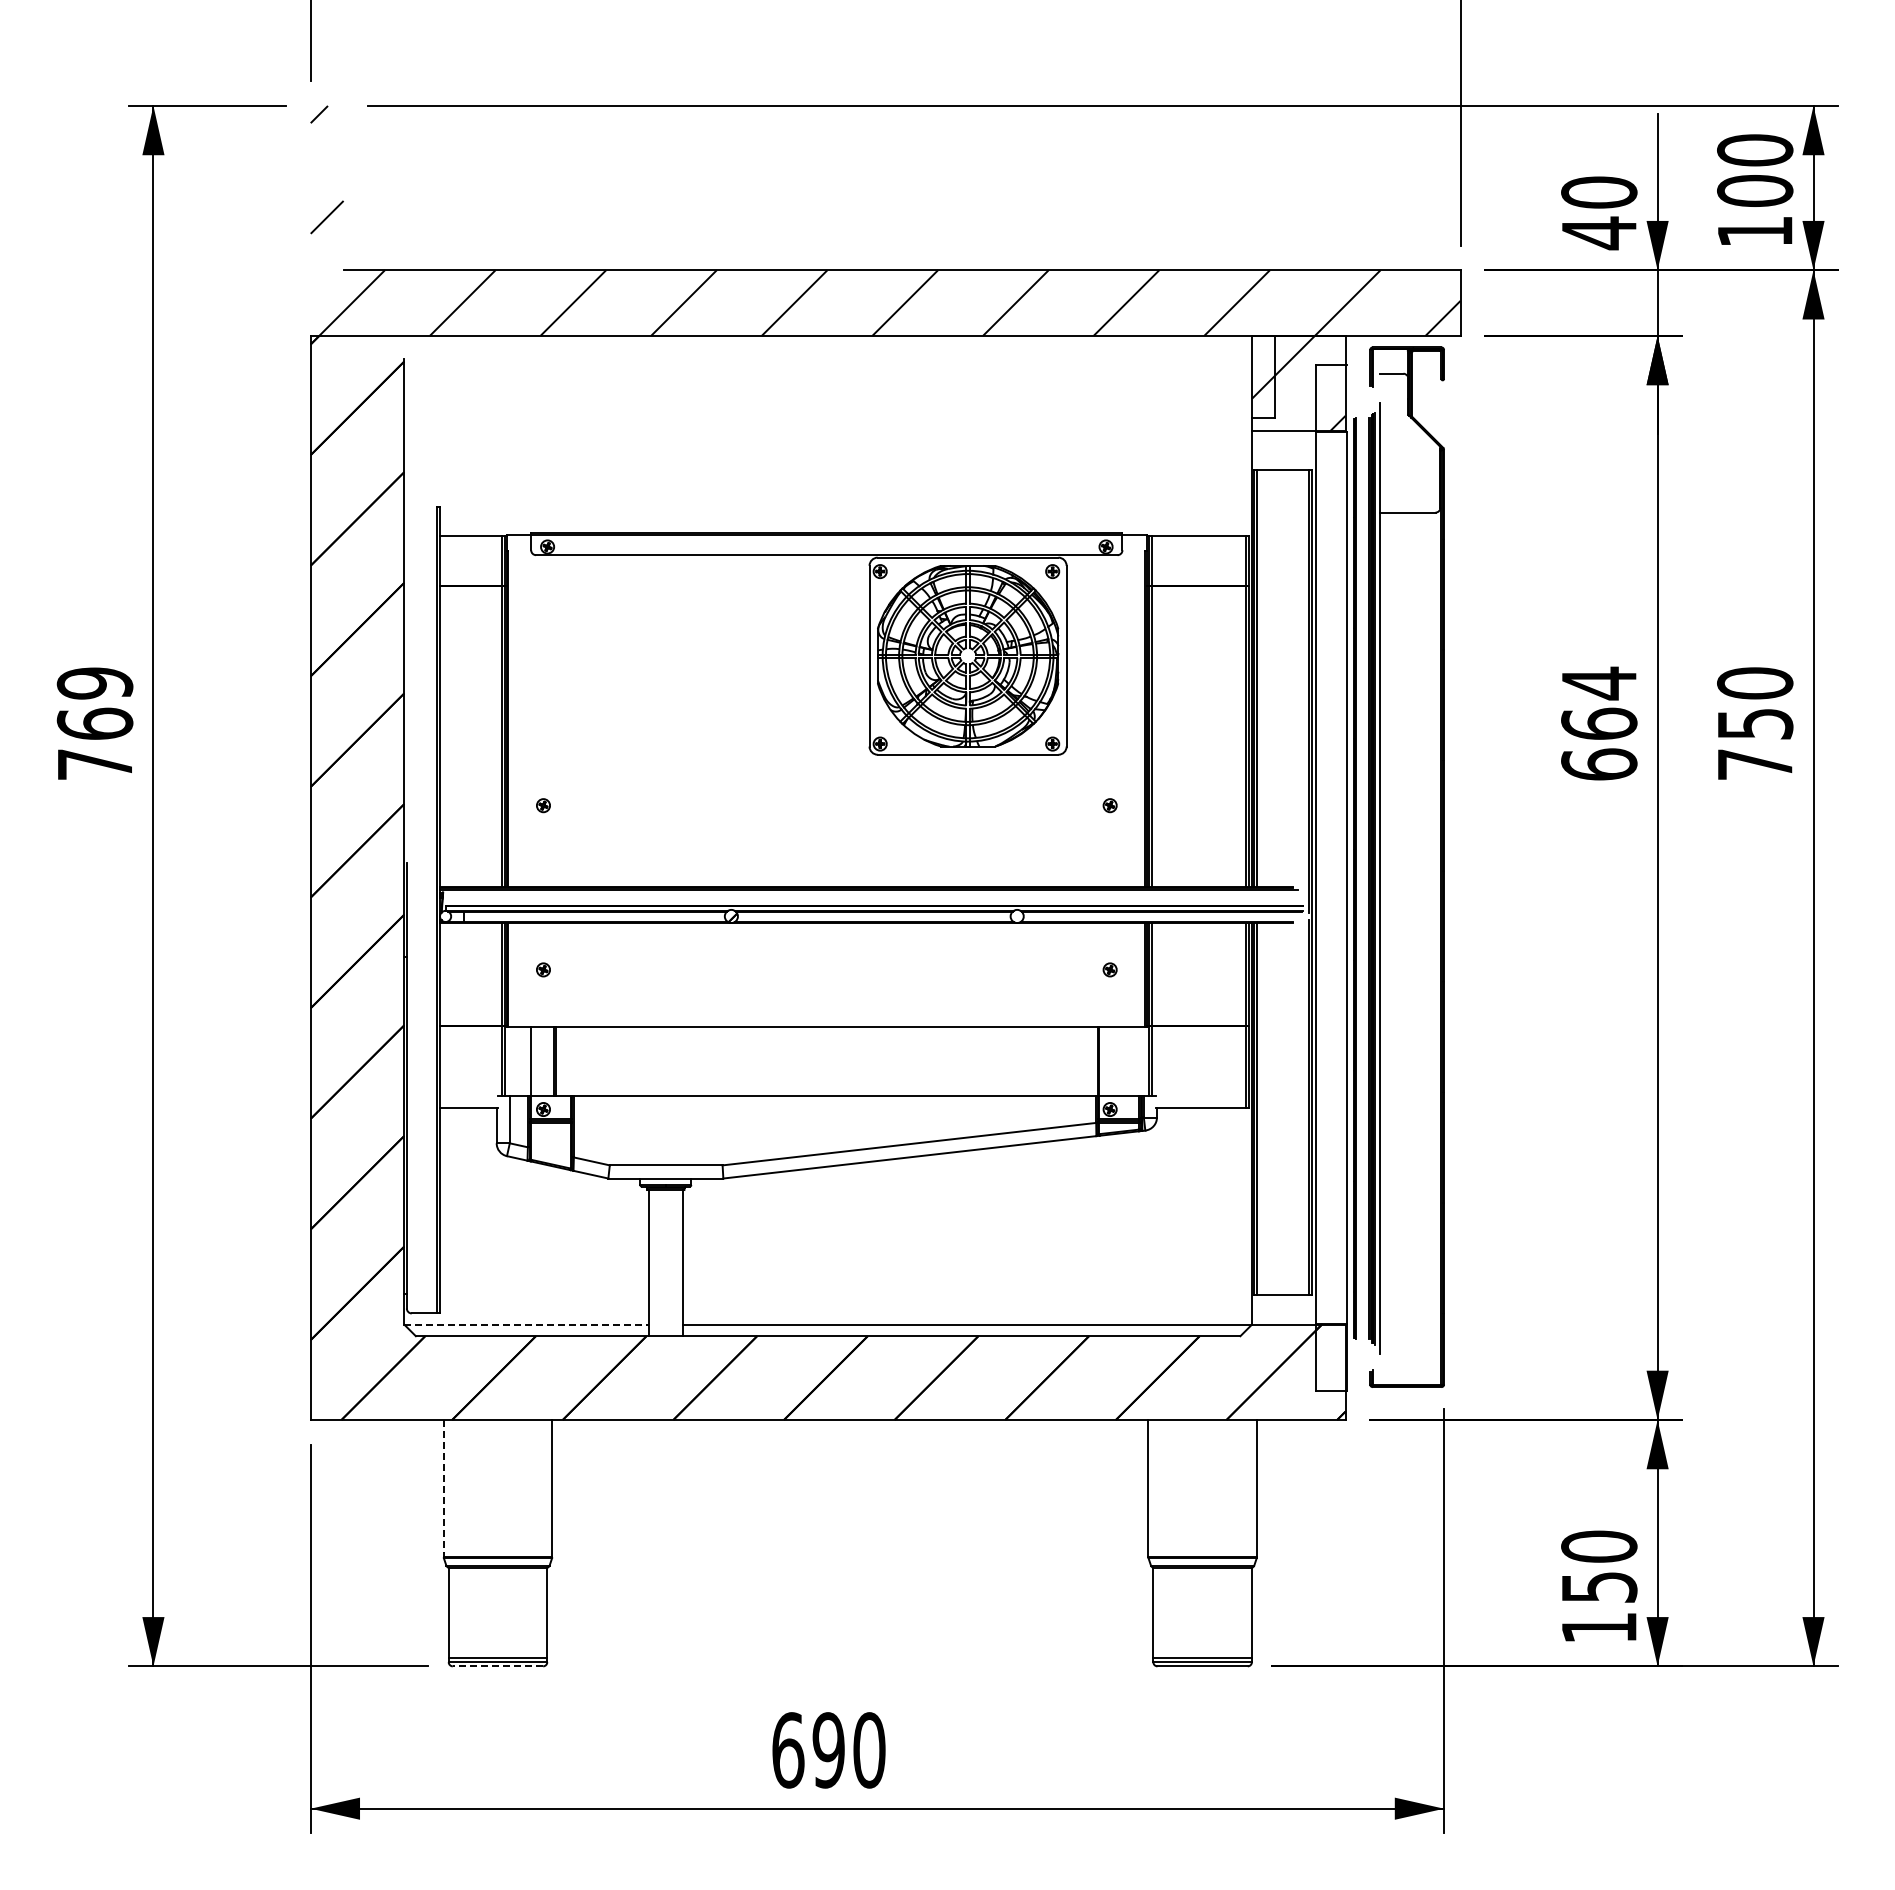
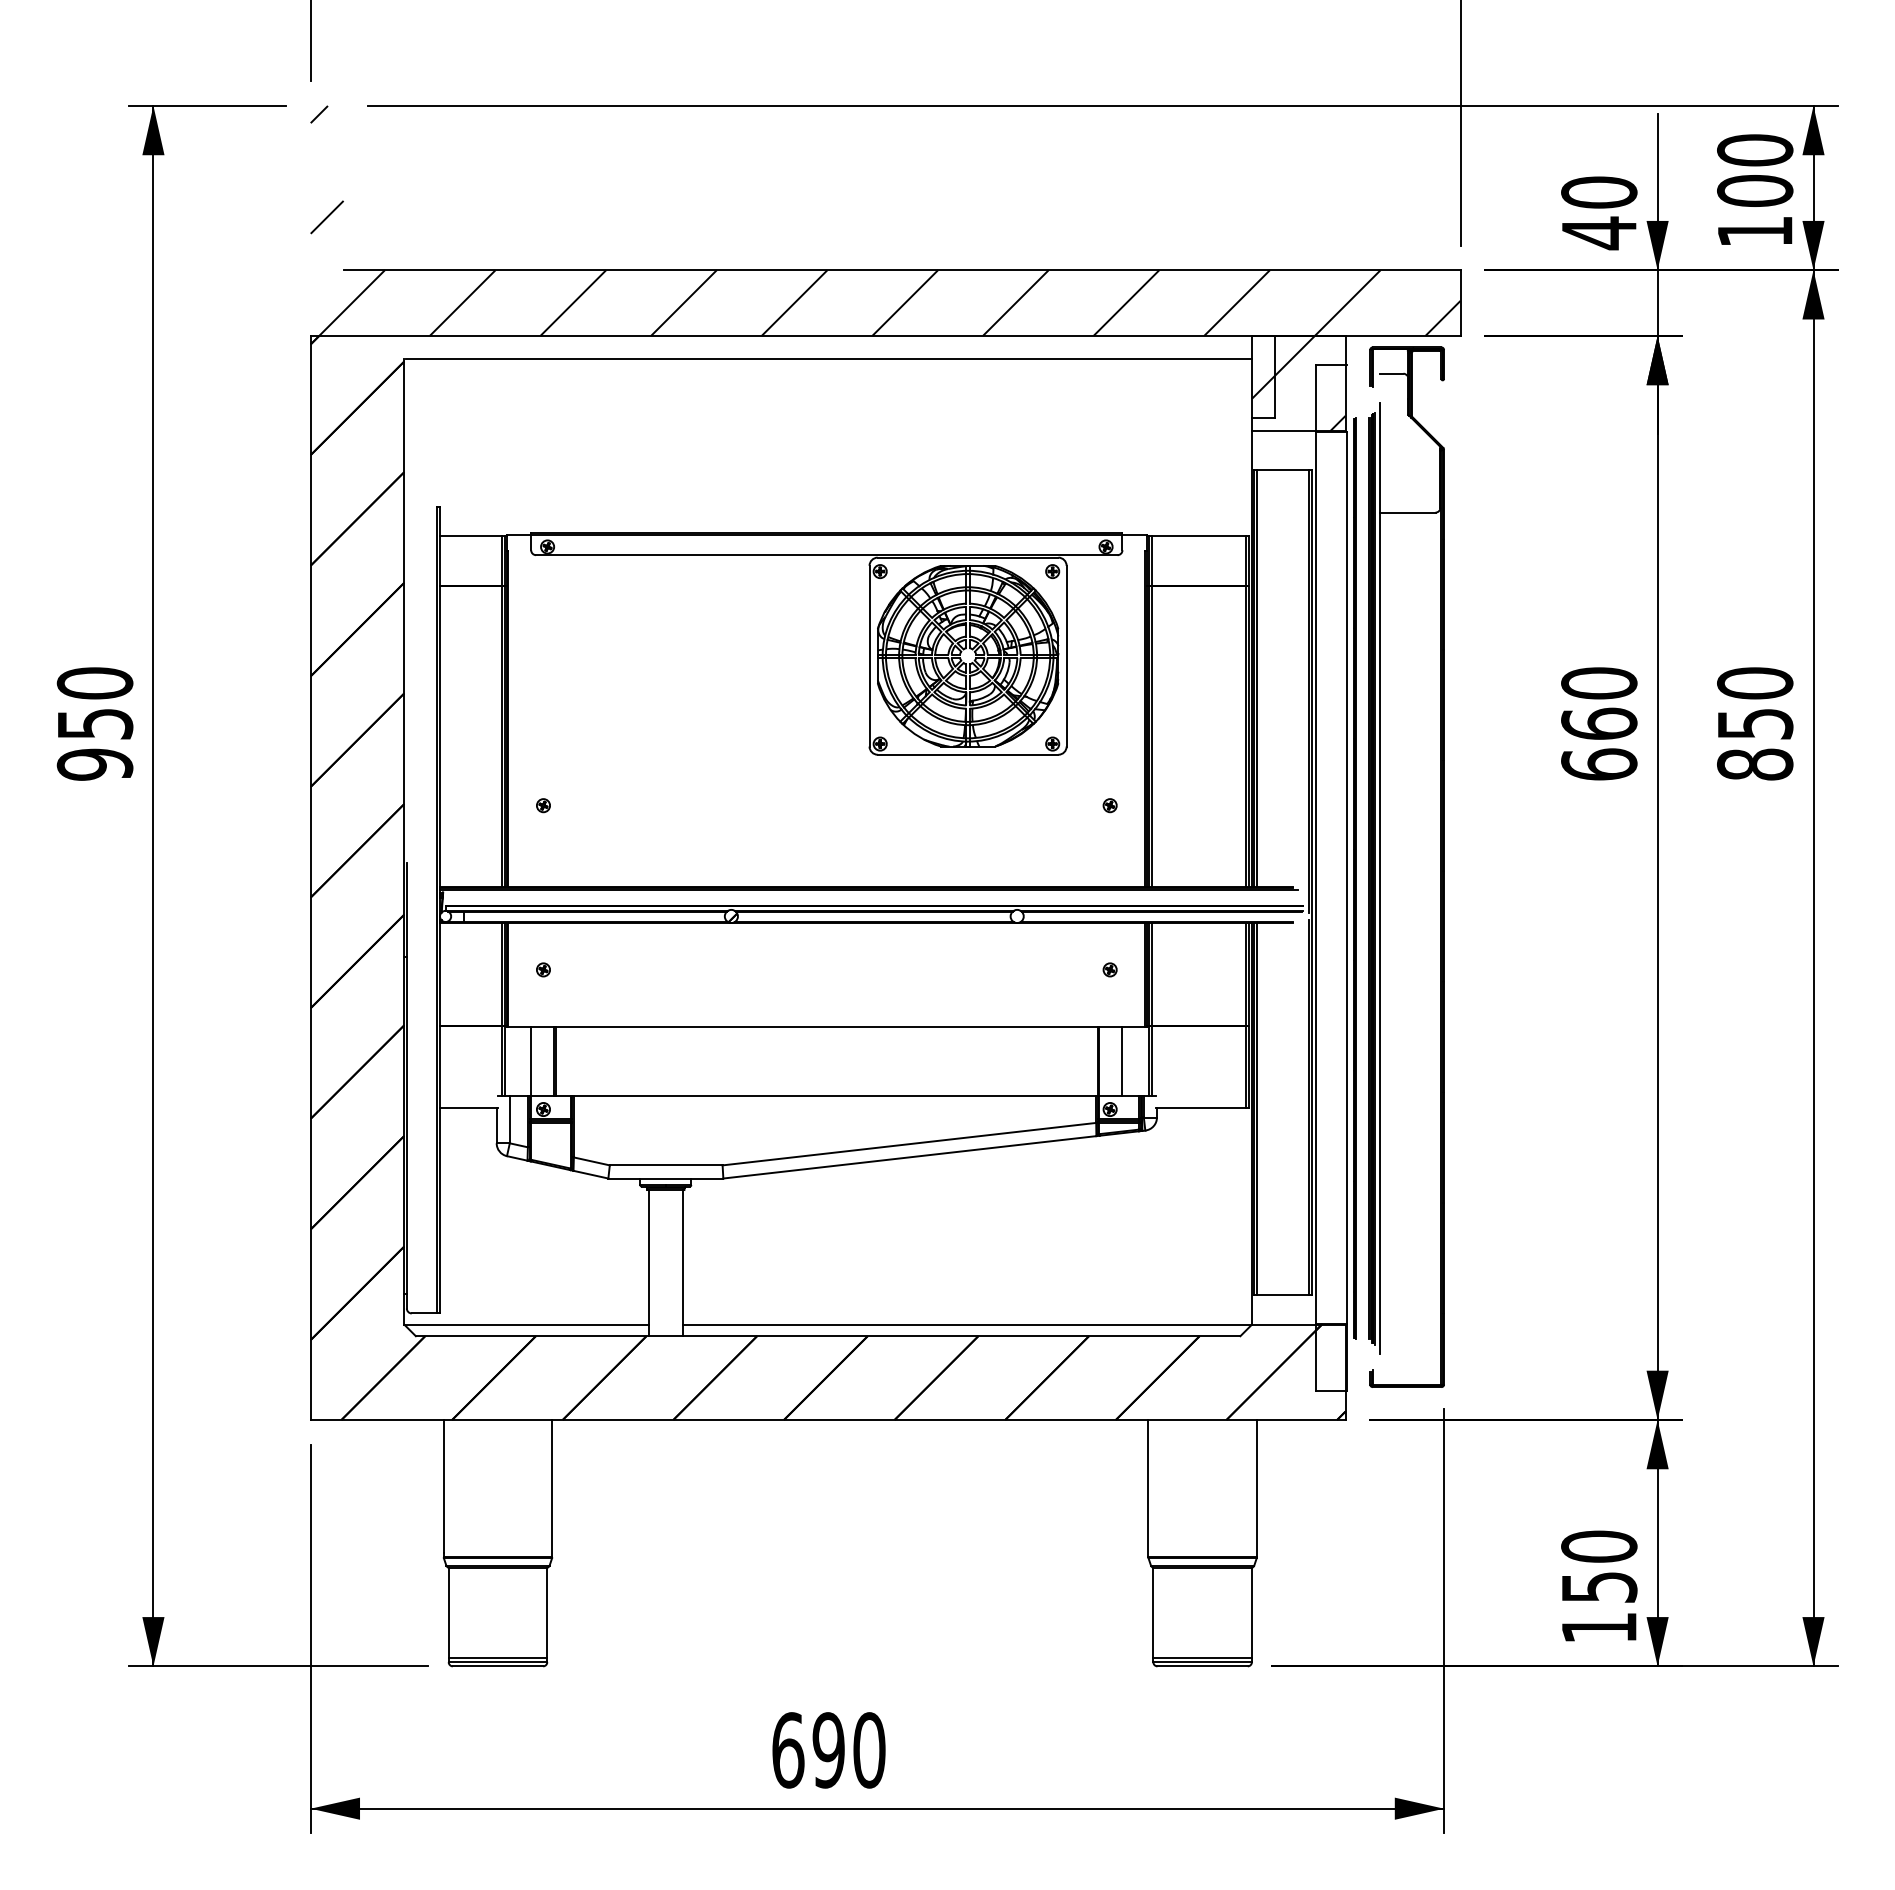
line: none -> present (828, 358)
text: 664 -> 660 (1599, 683)
text: 769 -> 950 (94, 723)
text: 750 -> 850 (1755, 764)
line: none -> present (1122, 1061)
line: dashed -> solid (527, 1324)
line: dashed -> solid (443, 1486)
line: dashed -> solid (497, 1666)
